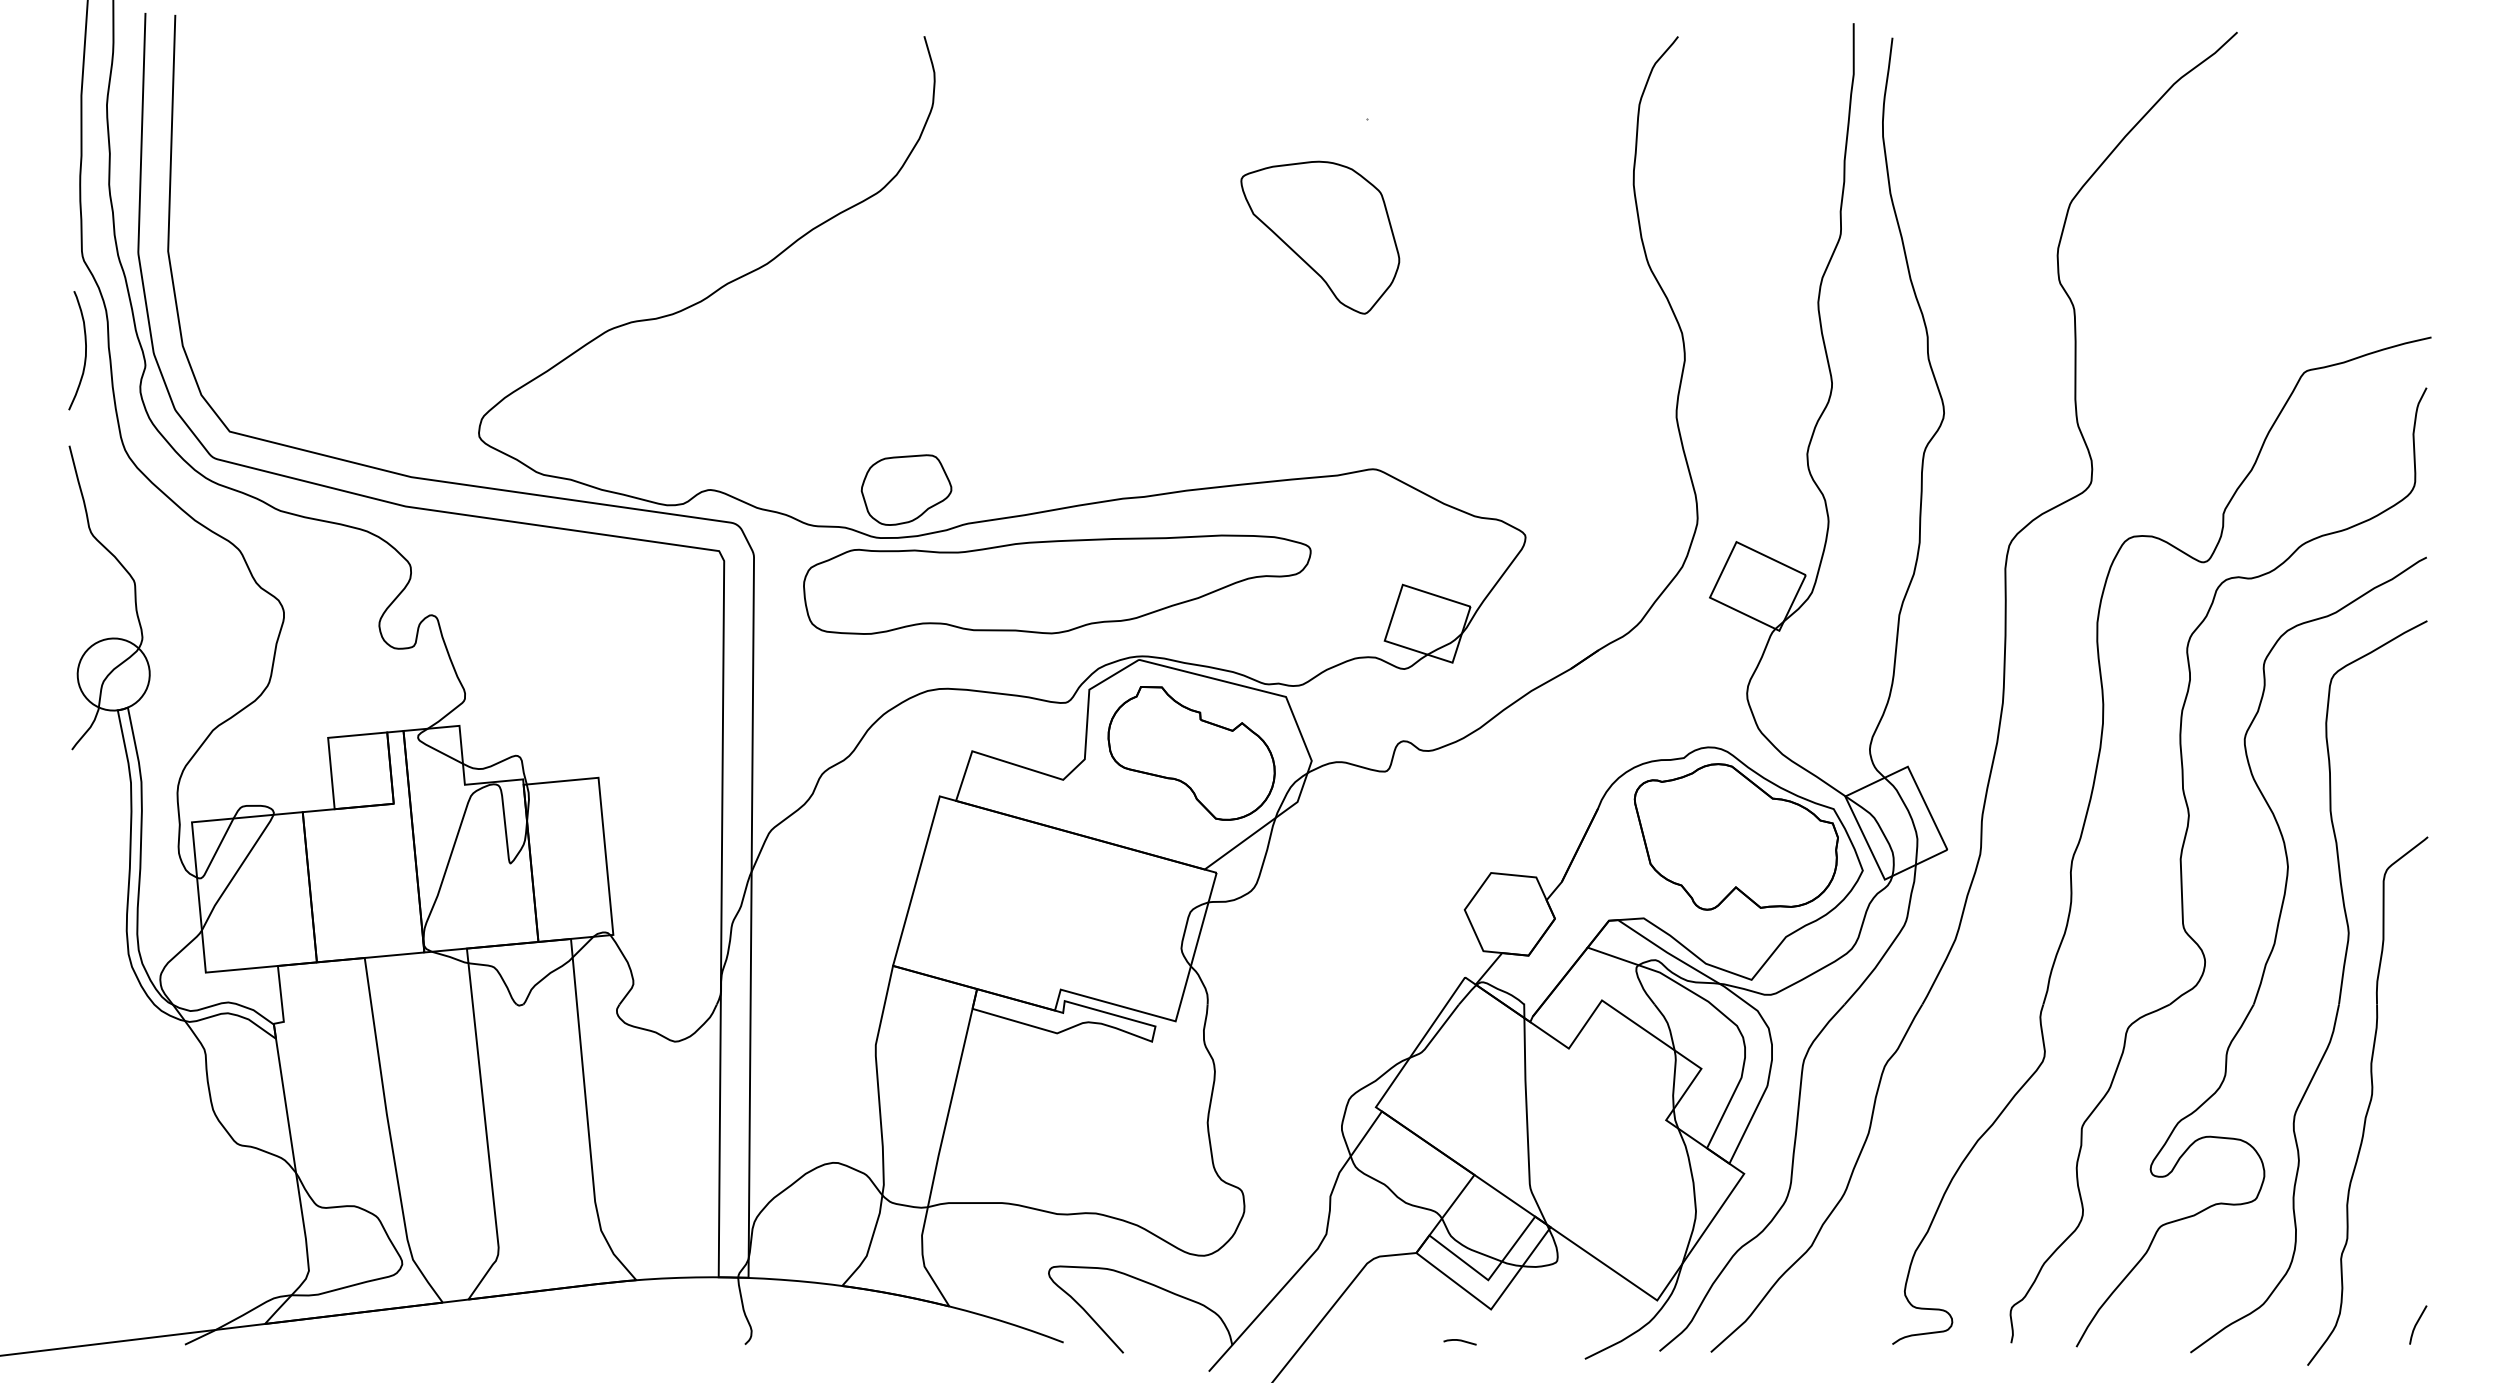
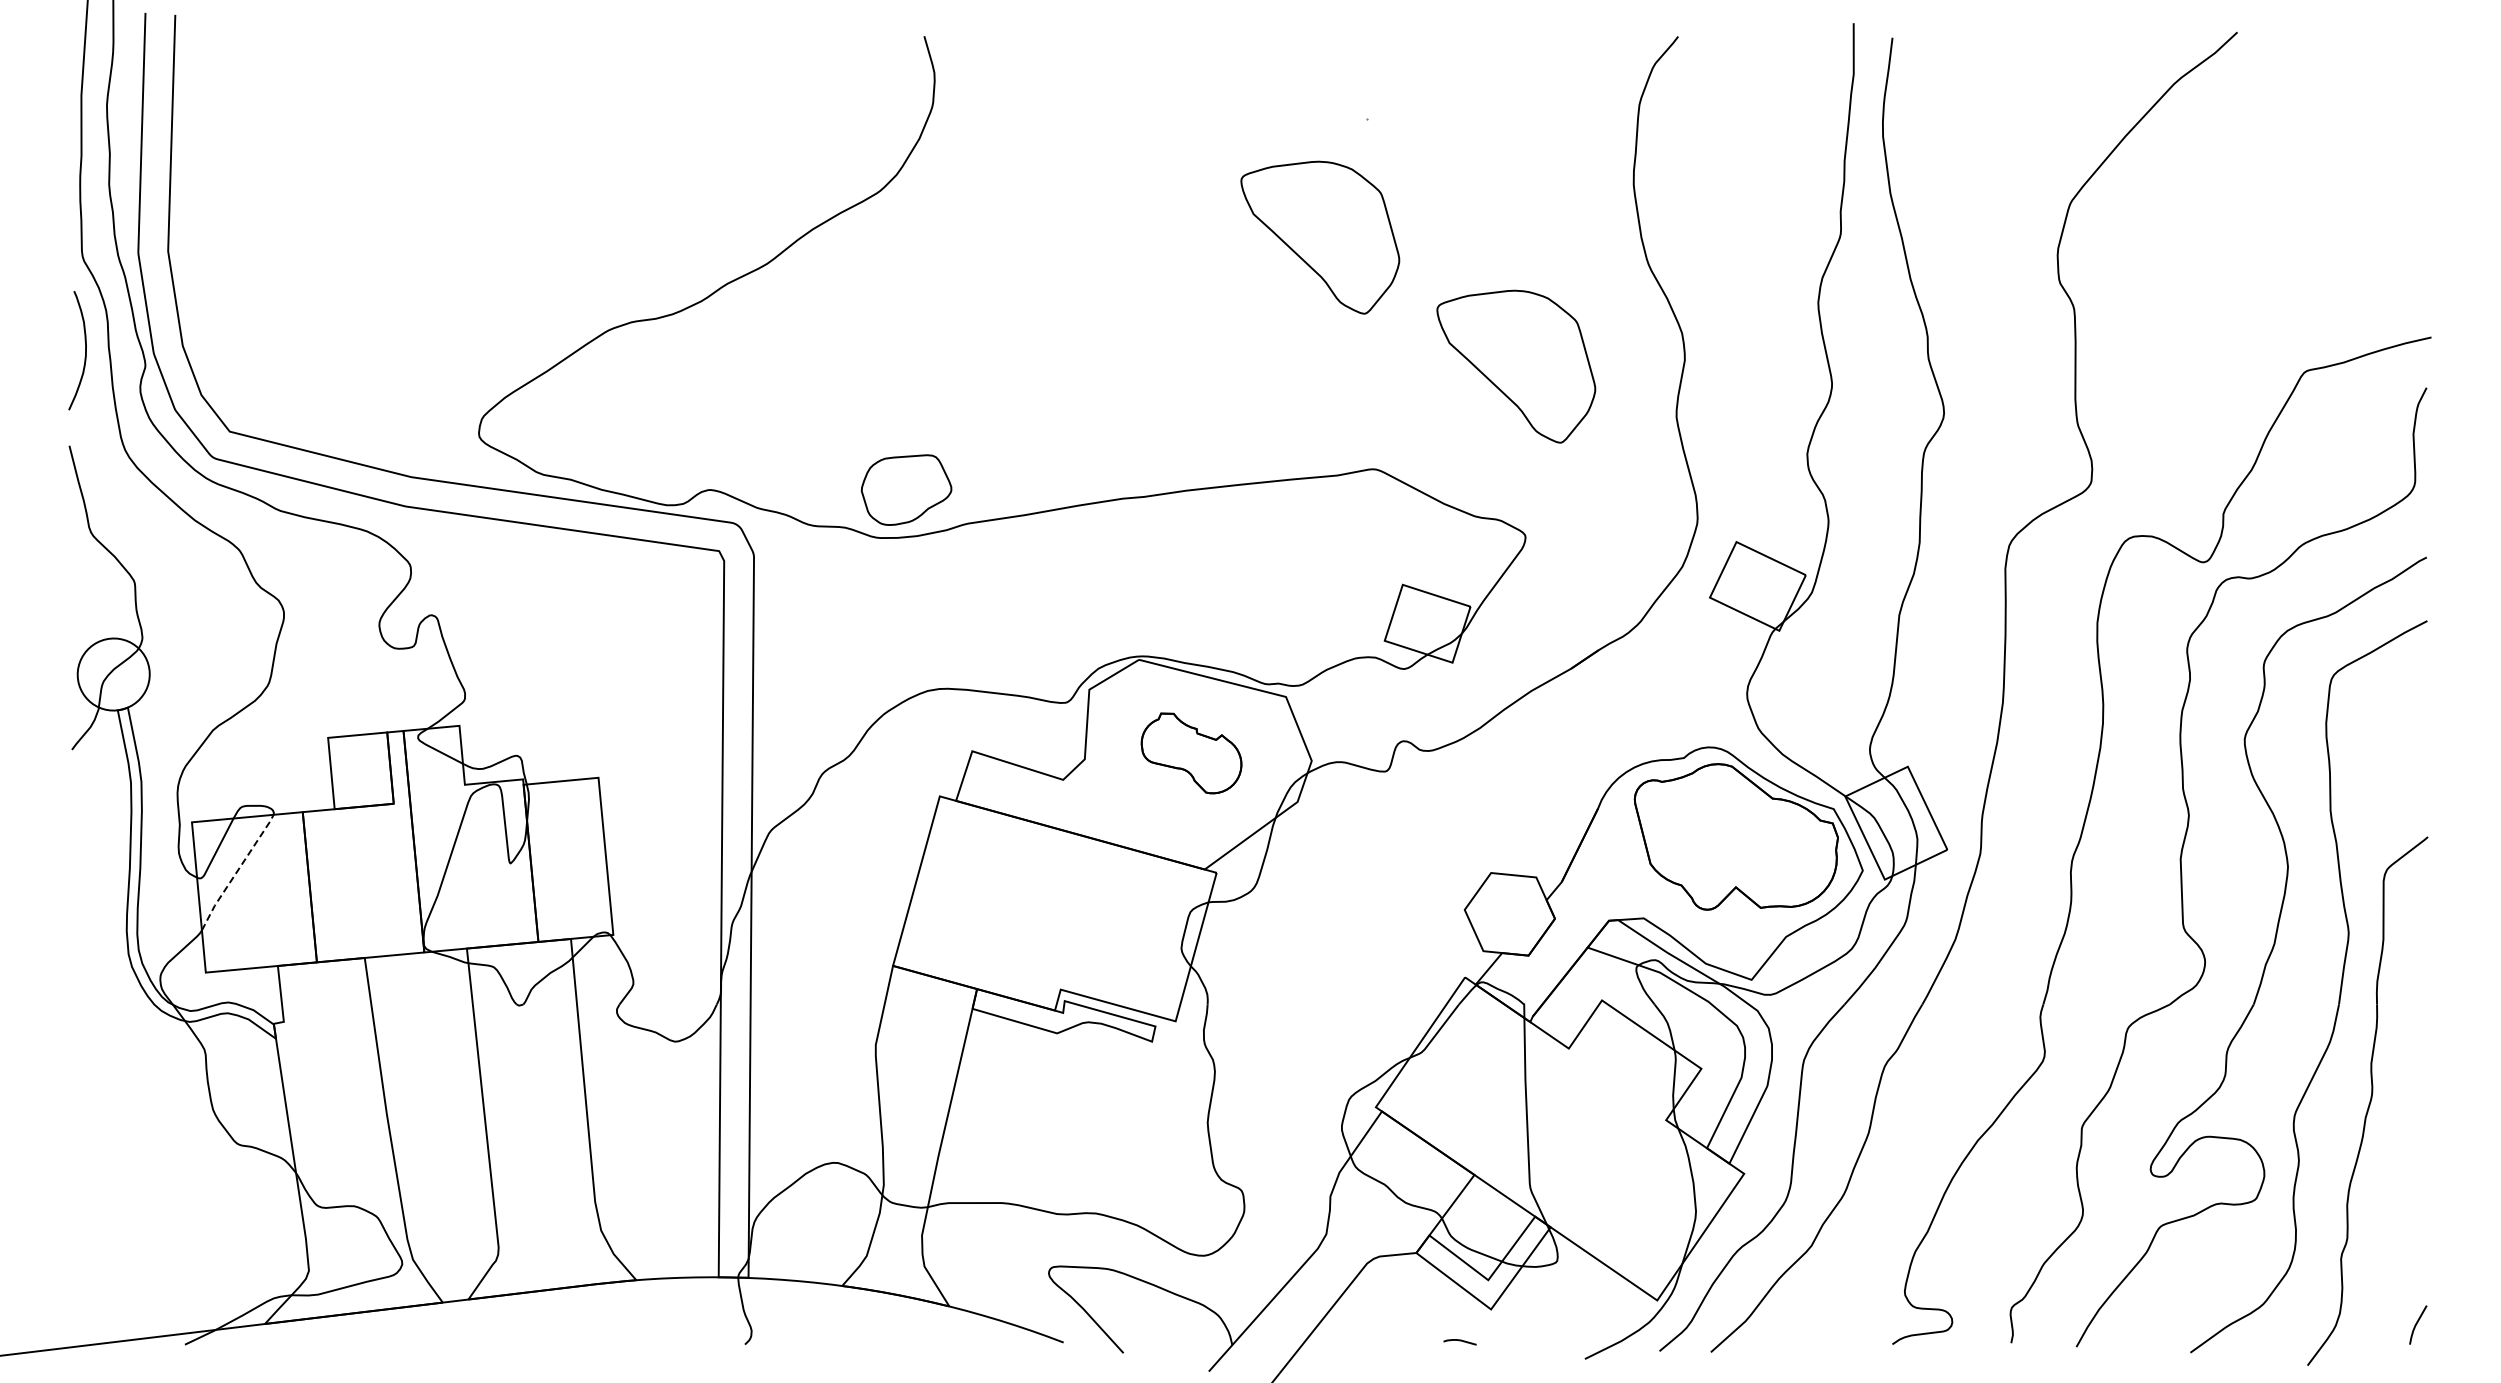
part: none -> present (1516, 366)
part: present -> none (1057, 584)
part size: 169x135 px -> 103x83 px (1191, 753)
line: solid -> dashed (237, 871)
